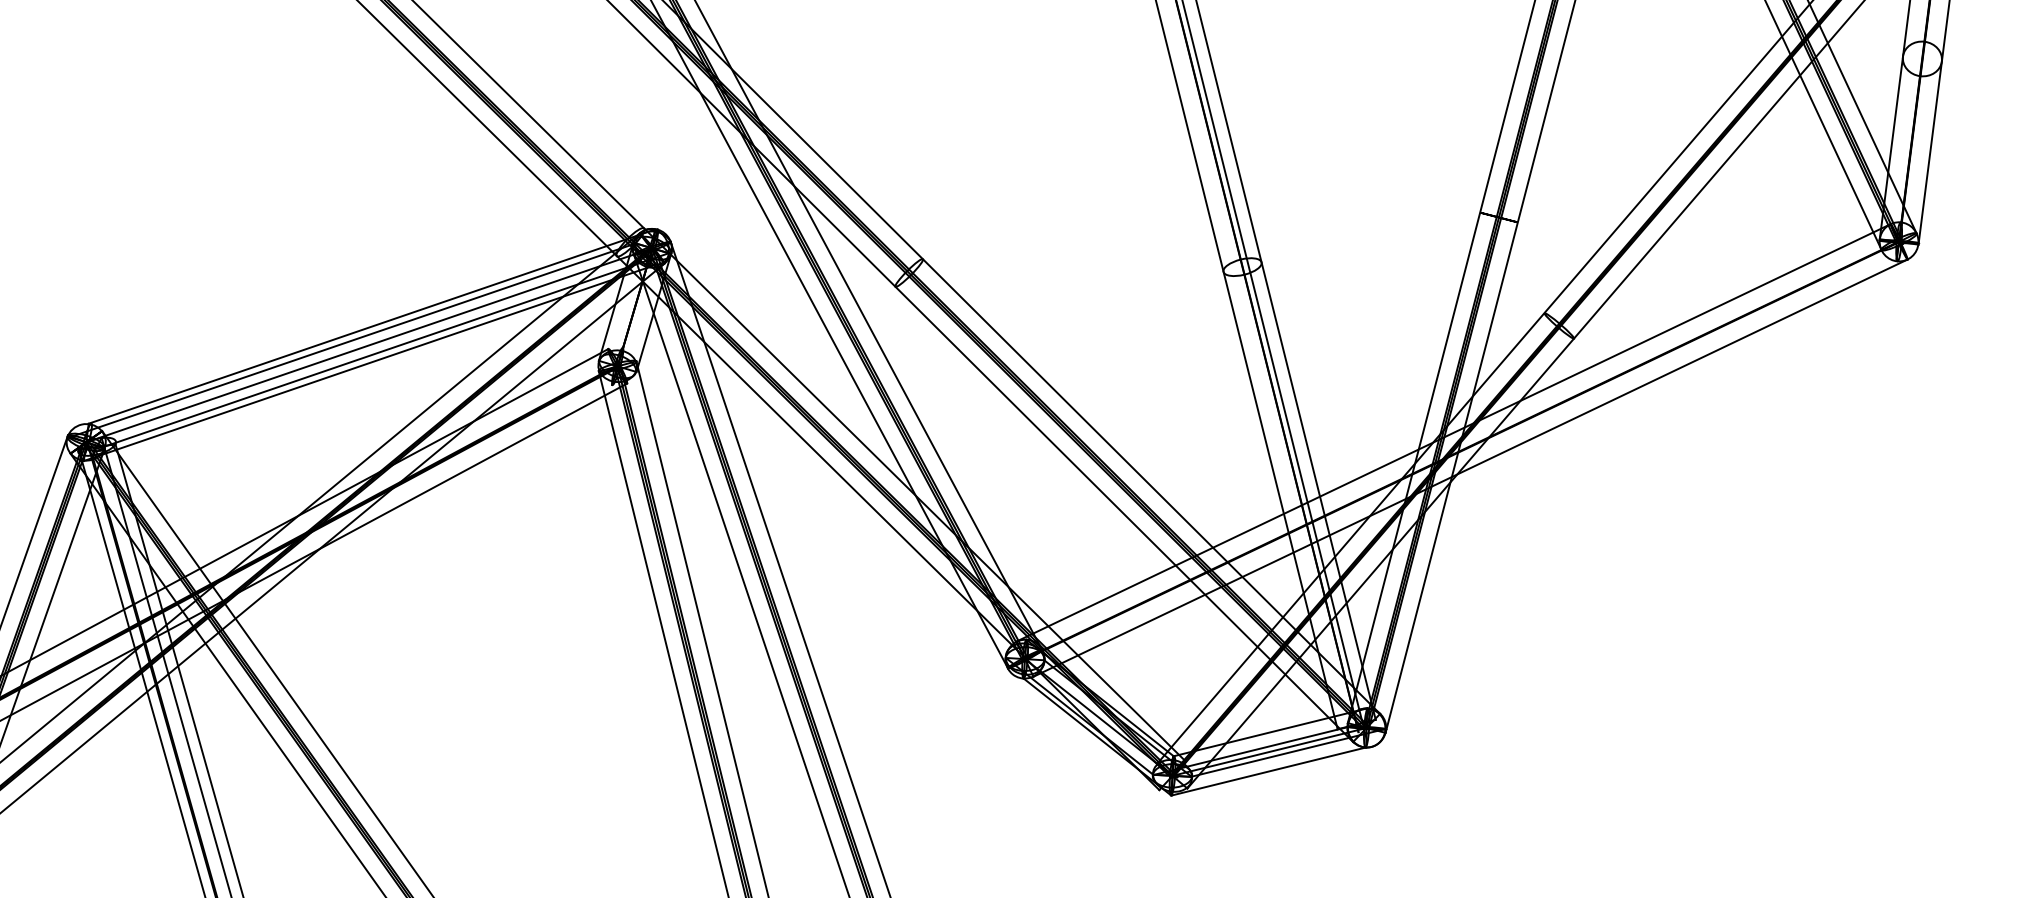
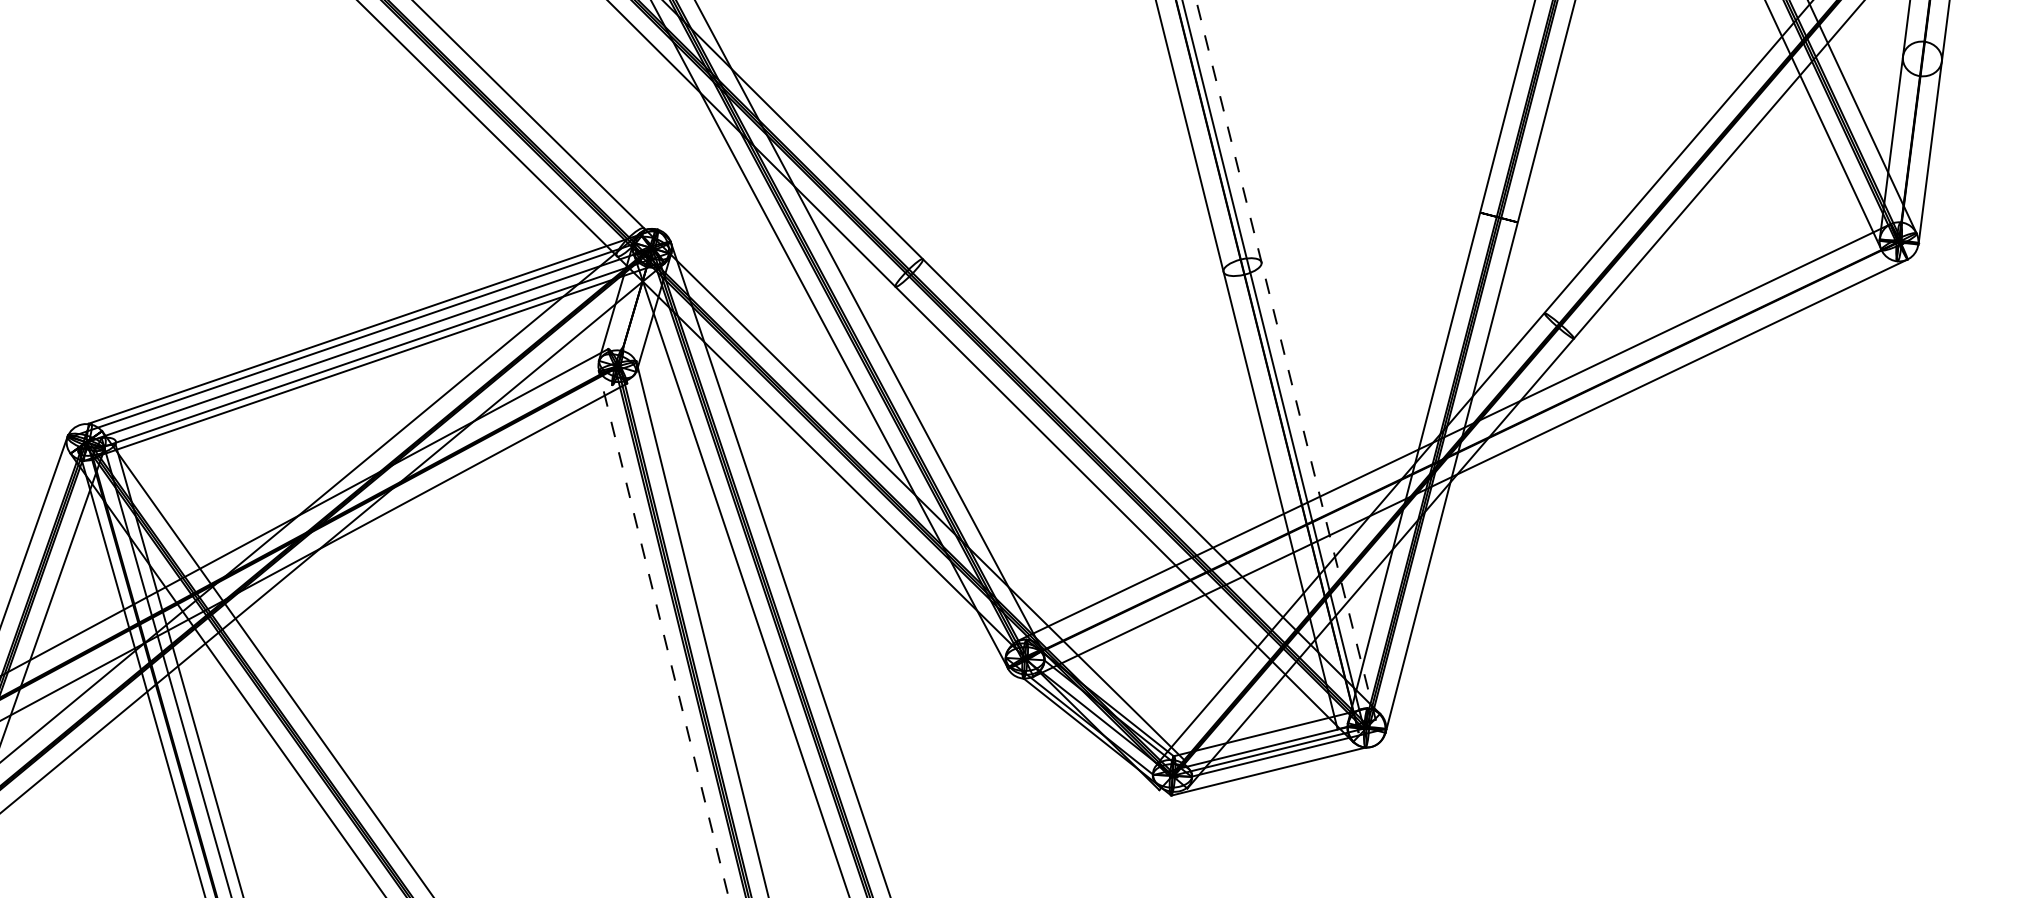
line: solid -> dashed (1285, 359)
line: solid -> dashed (663, 634)
